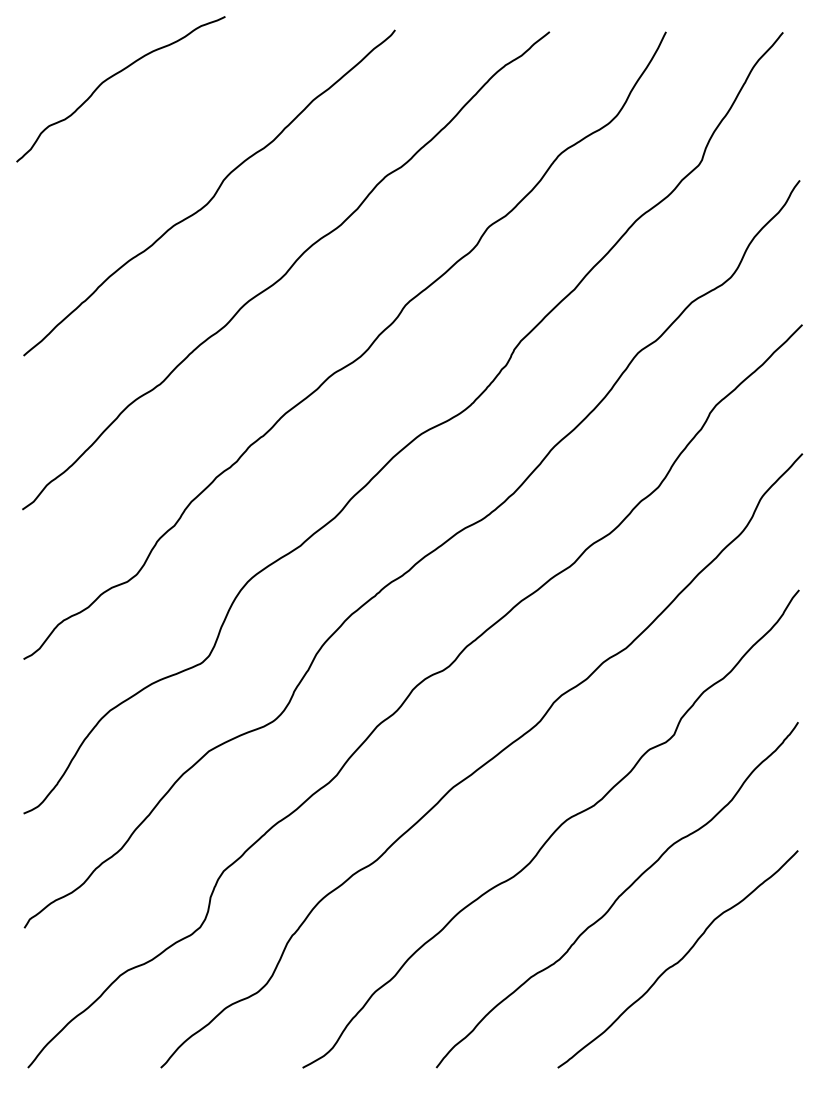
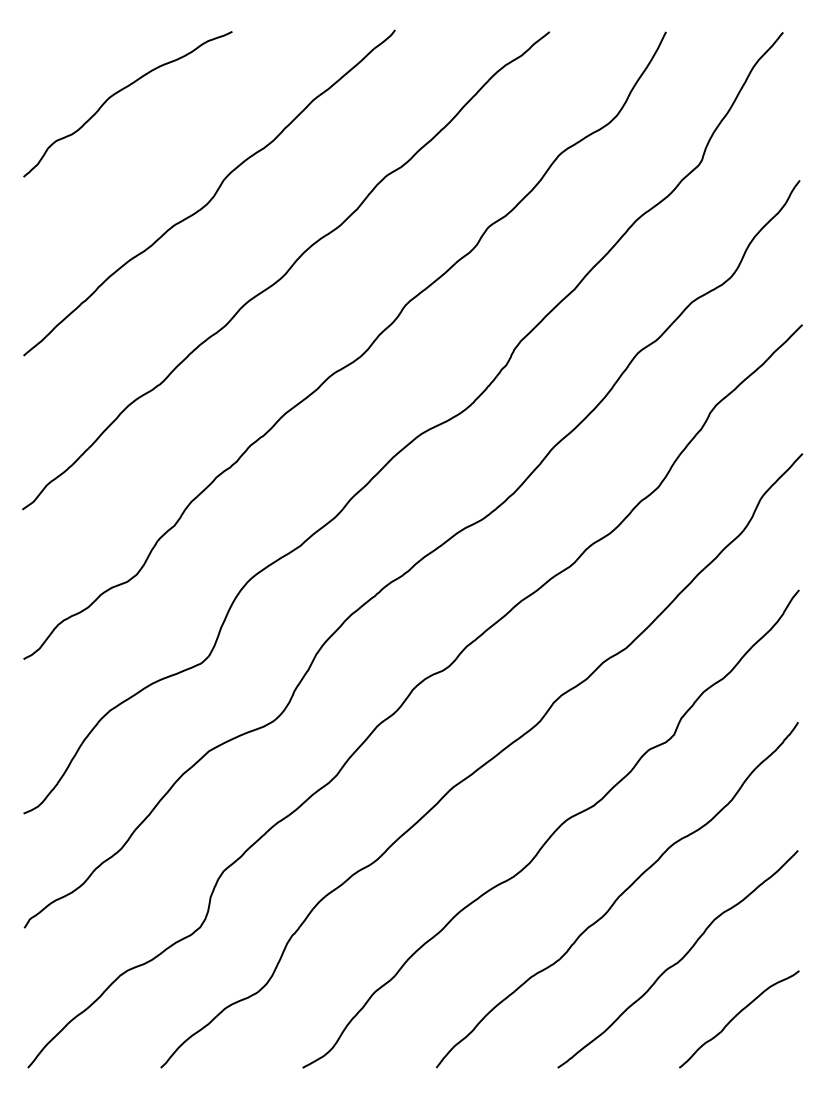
curve position: (112, 77) -> (119, 92) (119, 92)
curve: none -> present (736, 1016)
